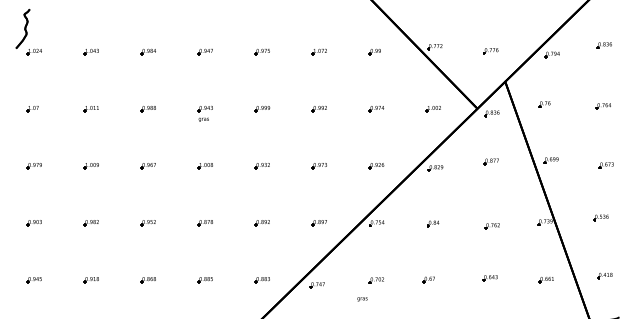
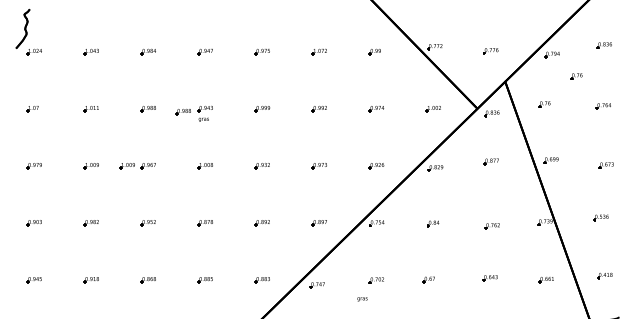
part: none -> present (576, 76)
part: none -> present (182, 112)
part: none -> present (126, 166)
